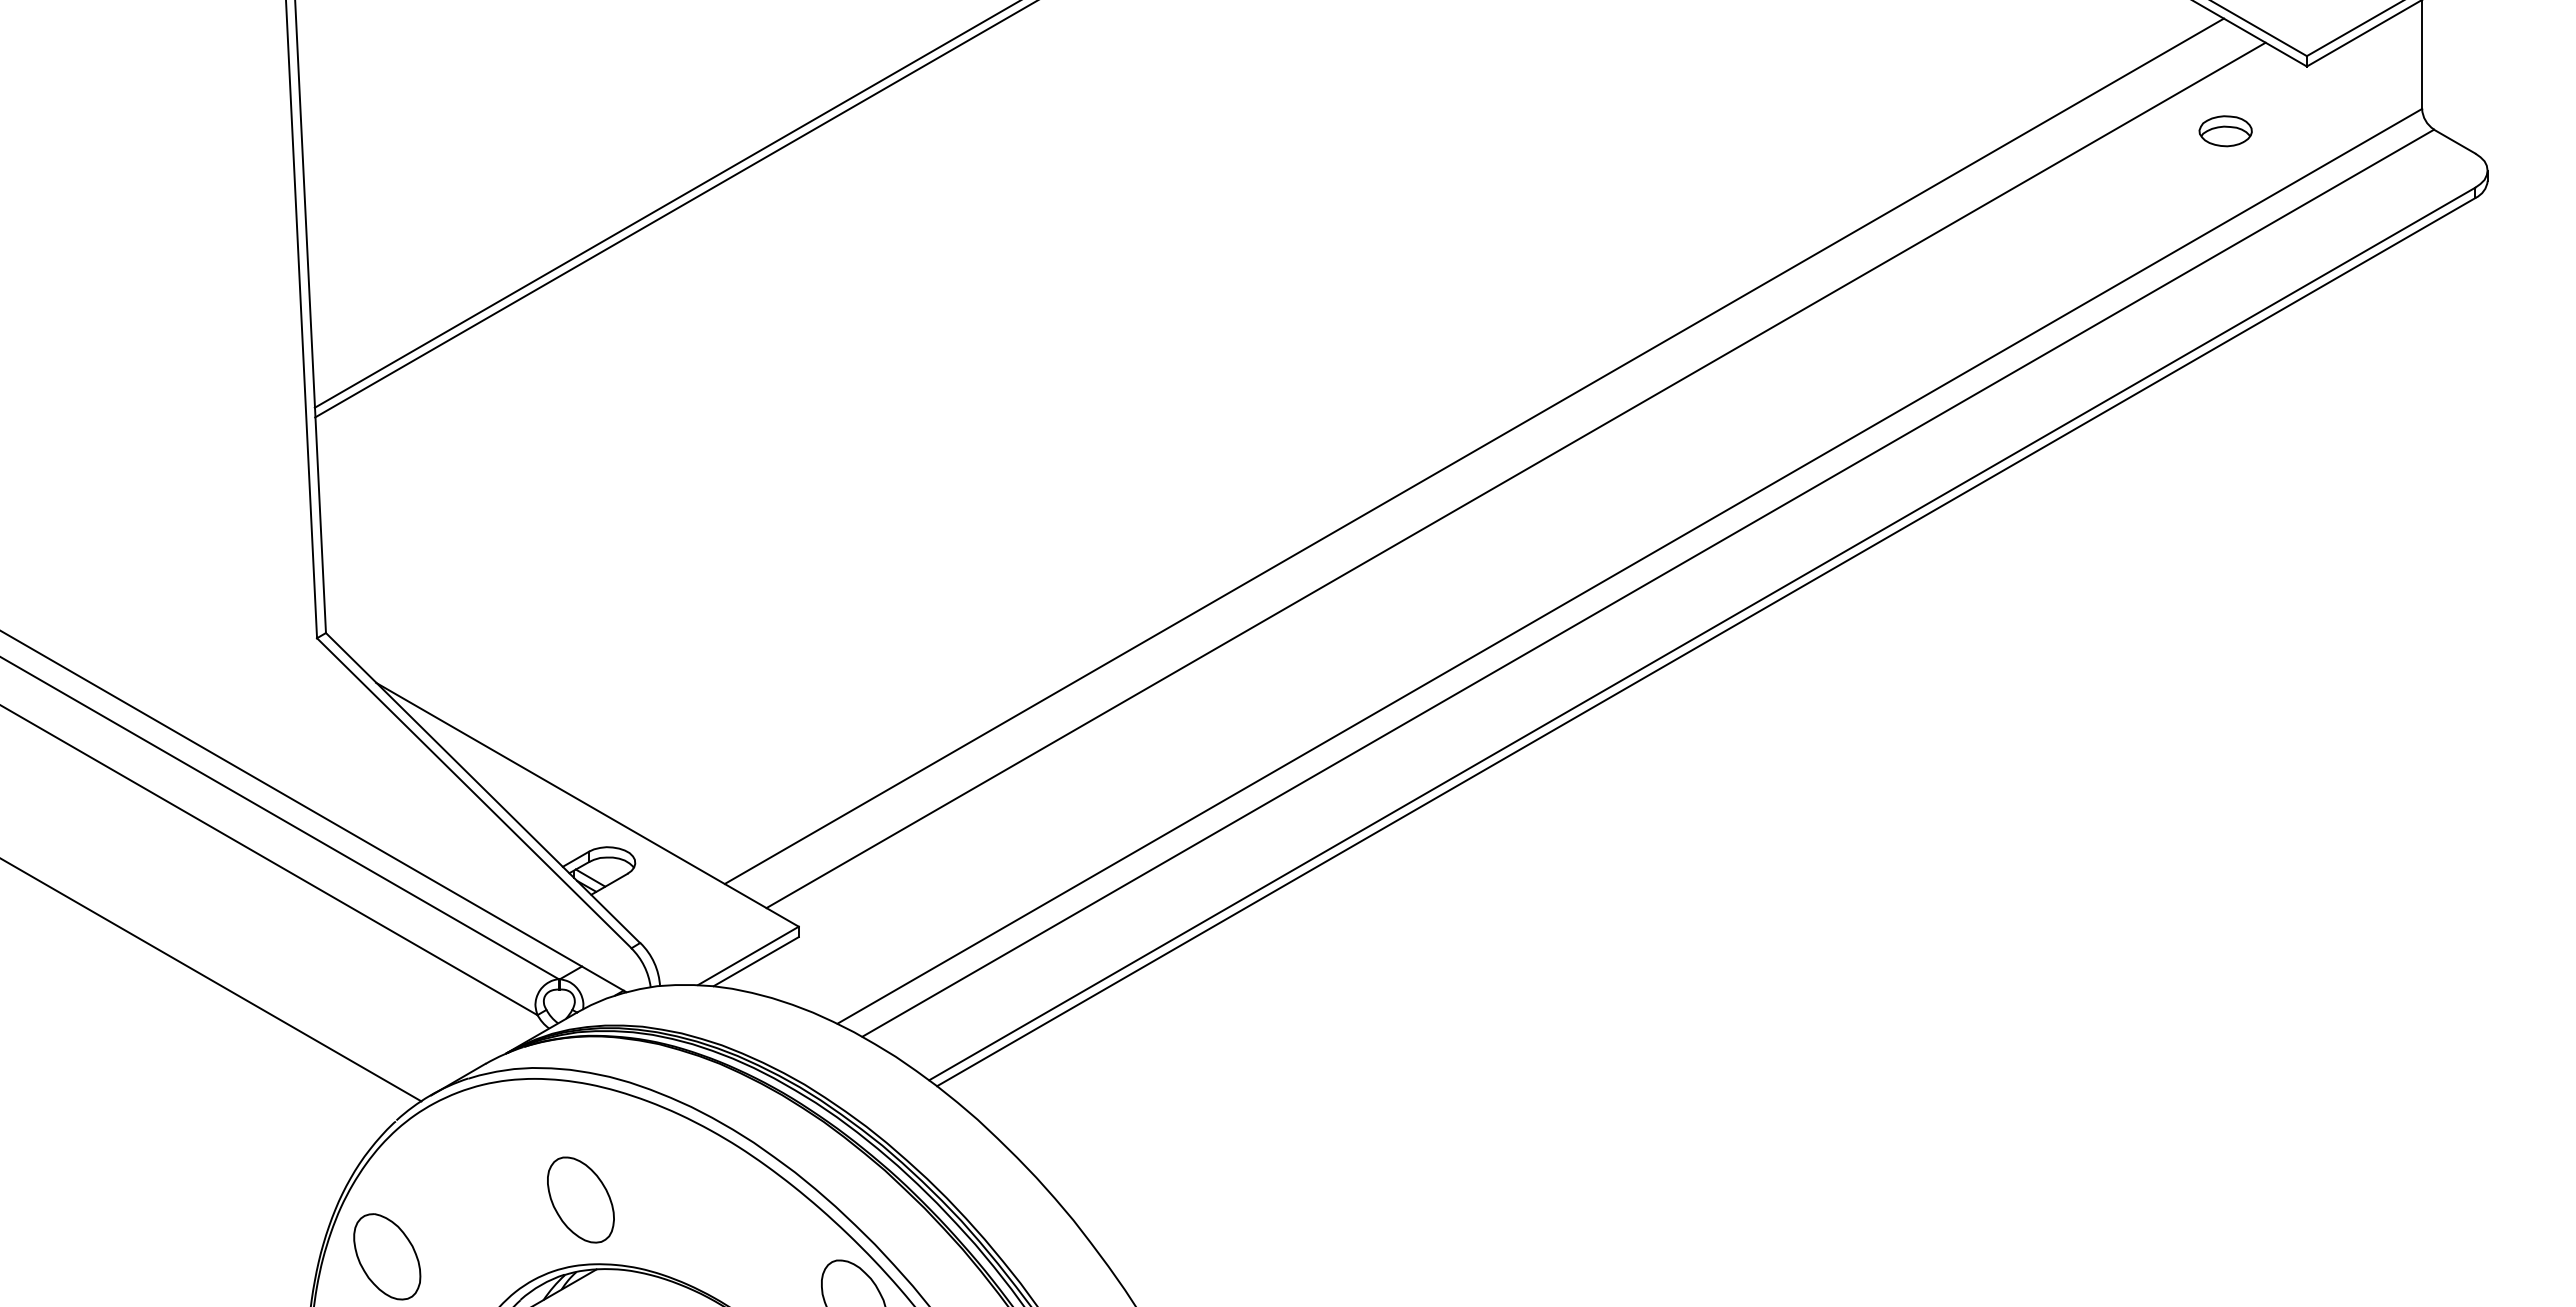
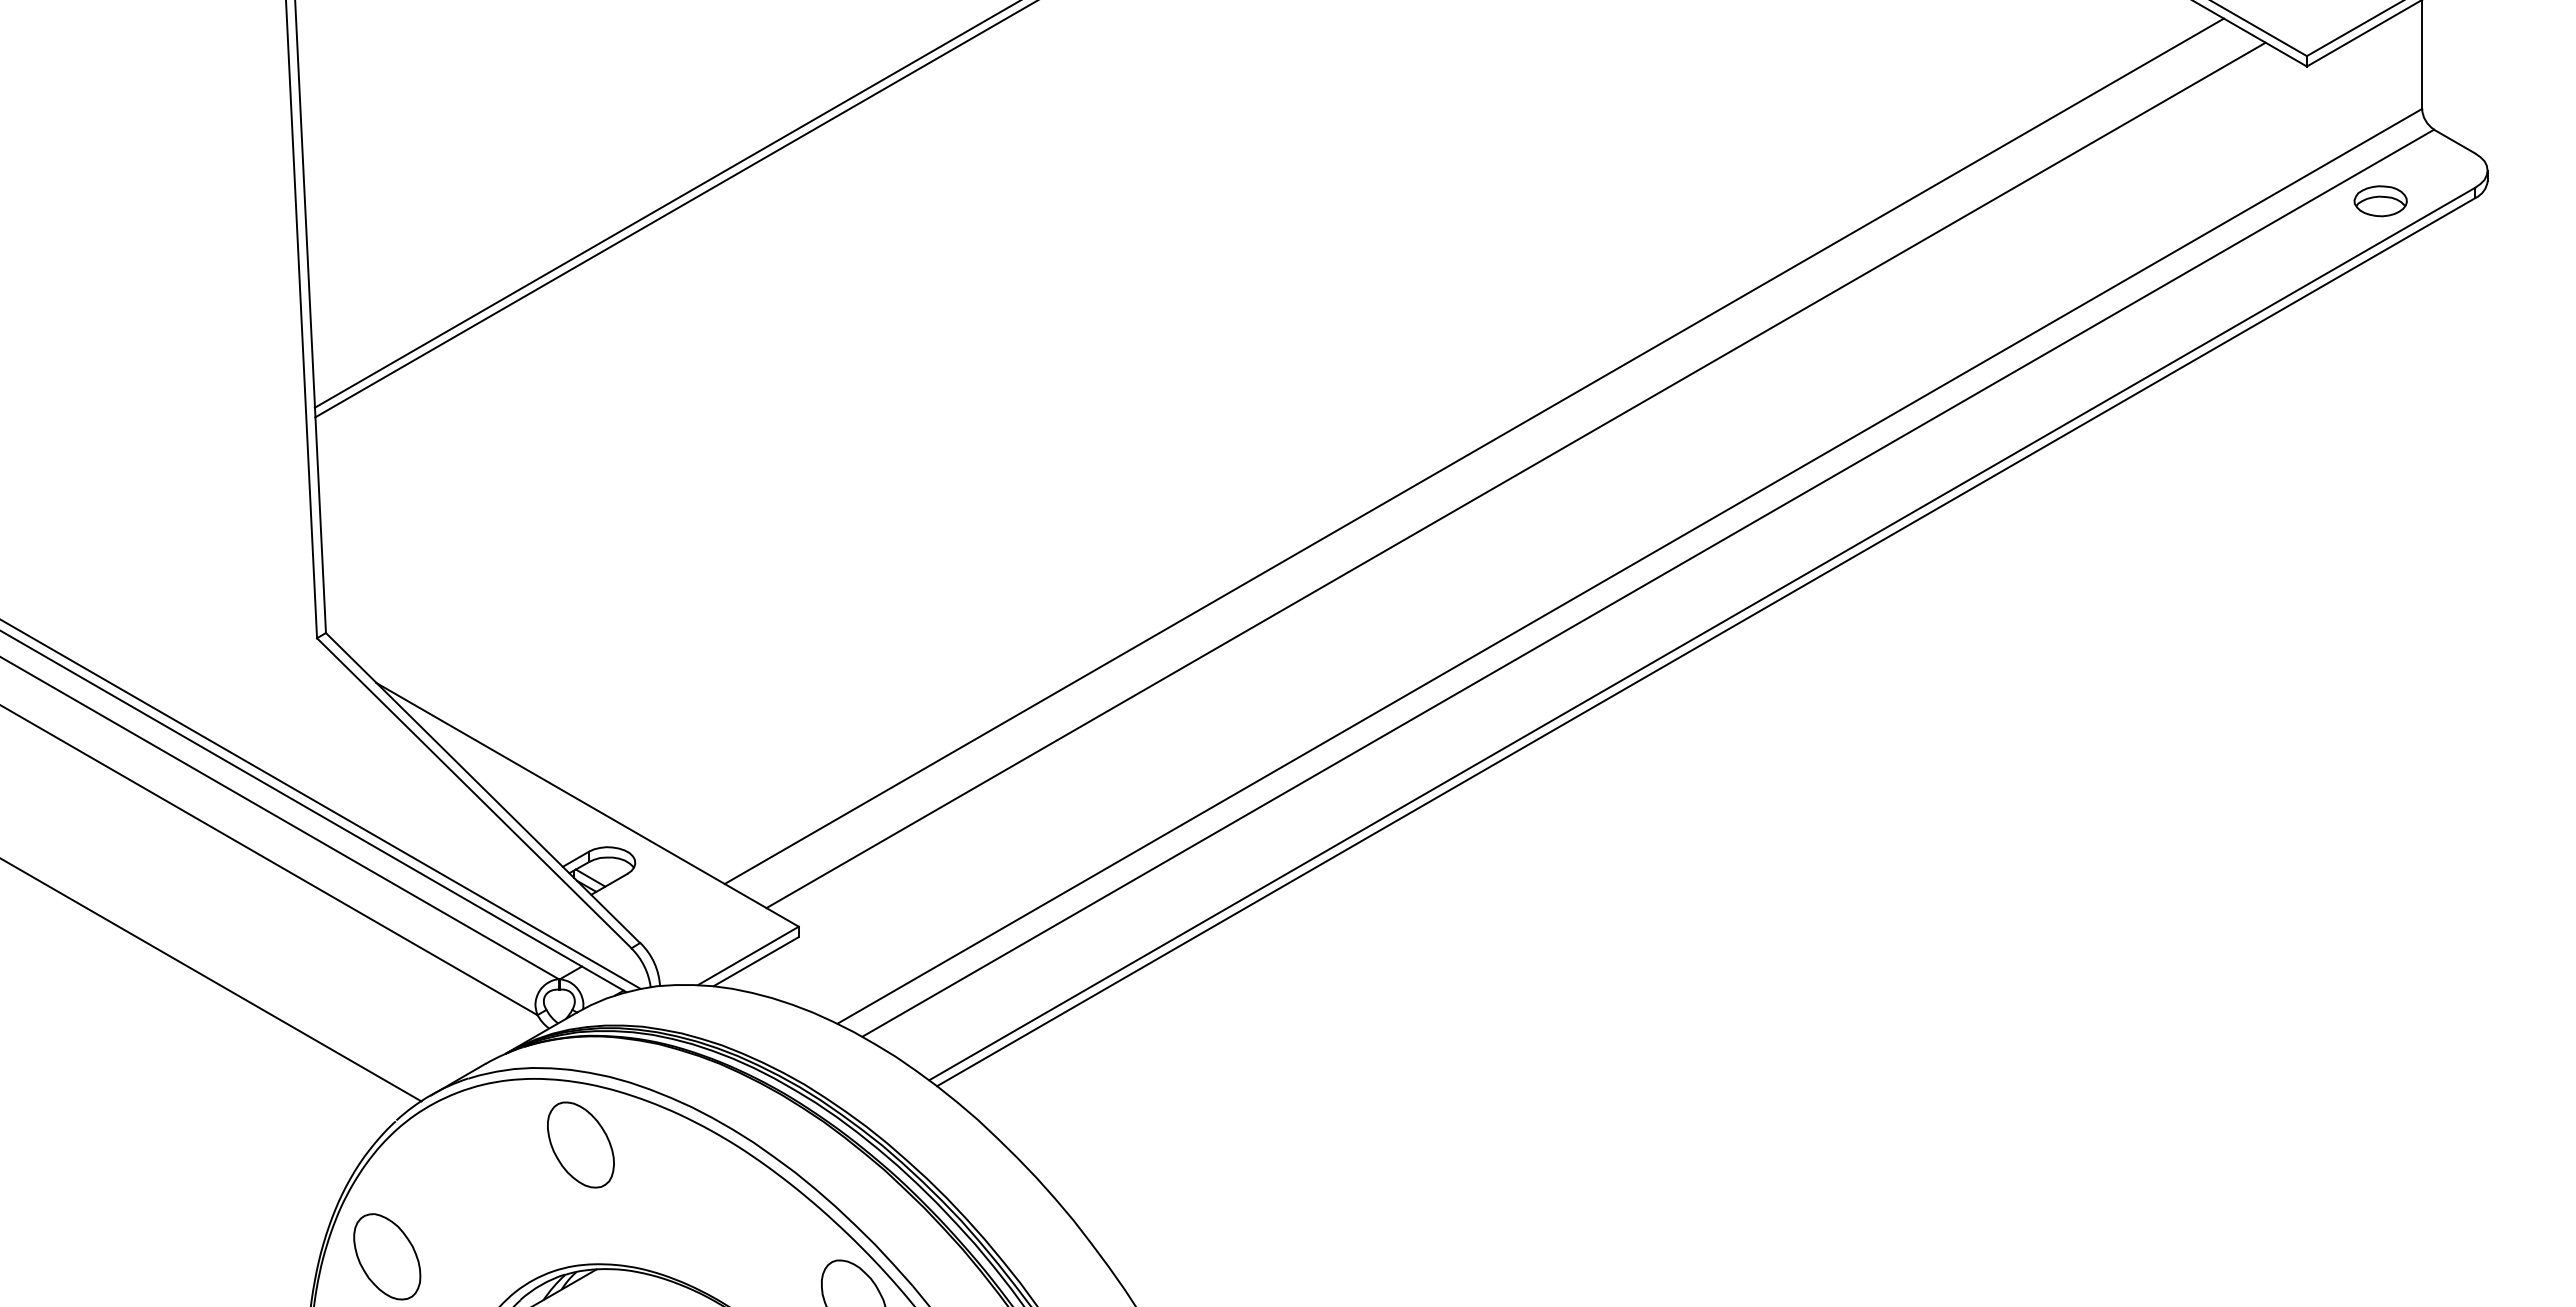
part position: (2225, 131) -> (2380, 201) (2380, 201)
line: none -> present (321, 804)
part position: (580, 1199) -> (580, 1144) (580, 1144)
